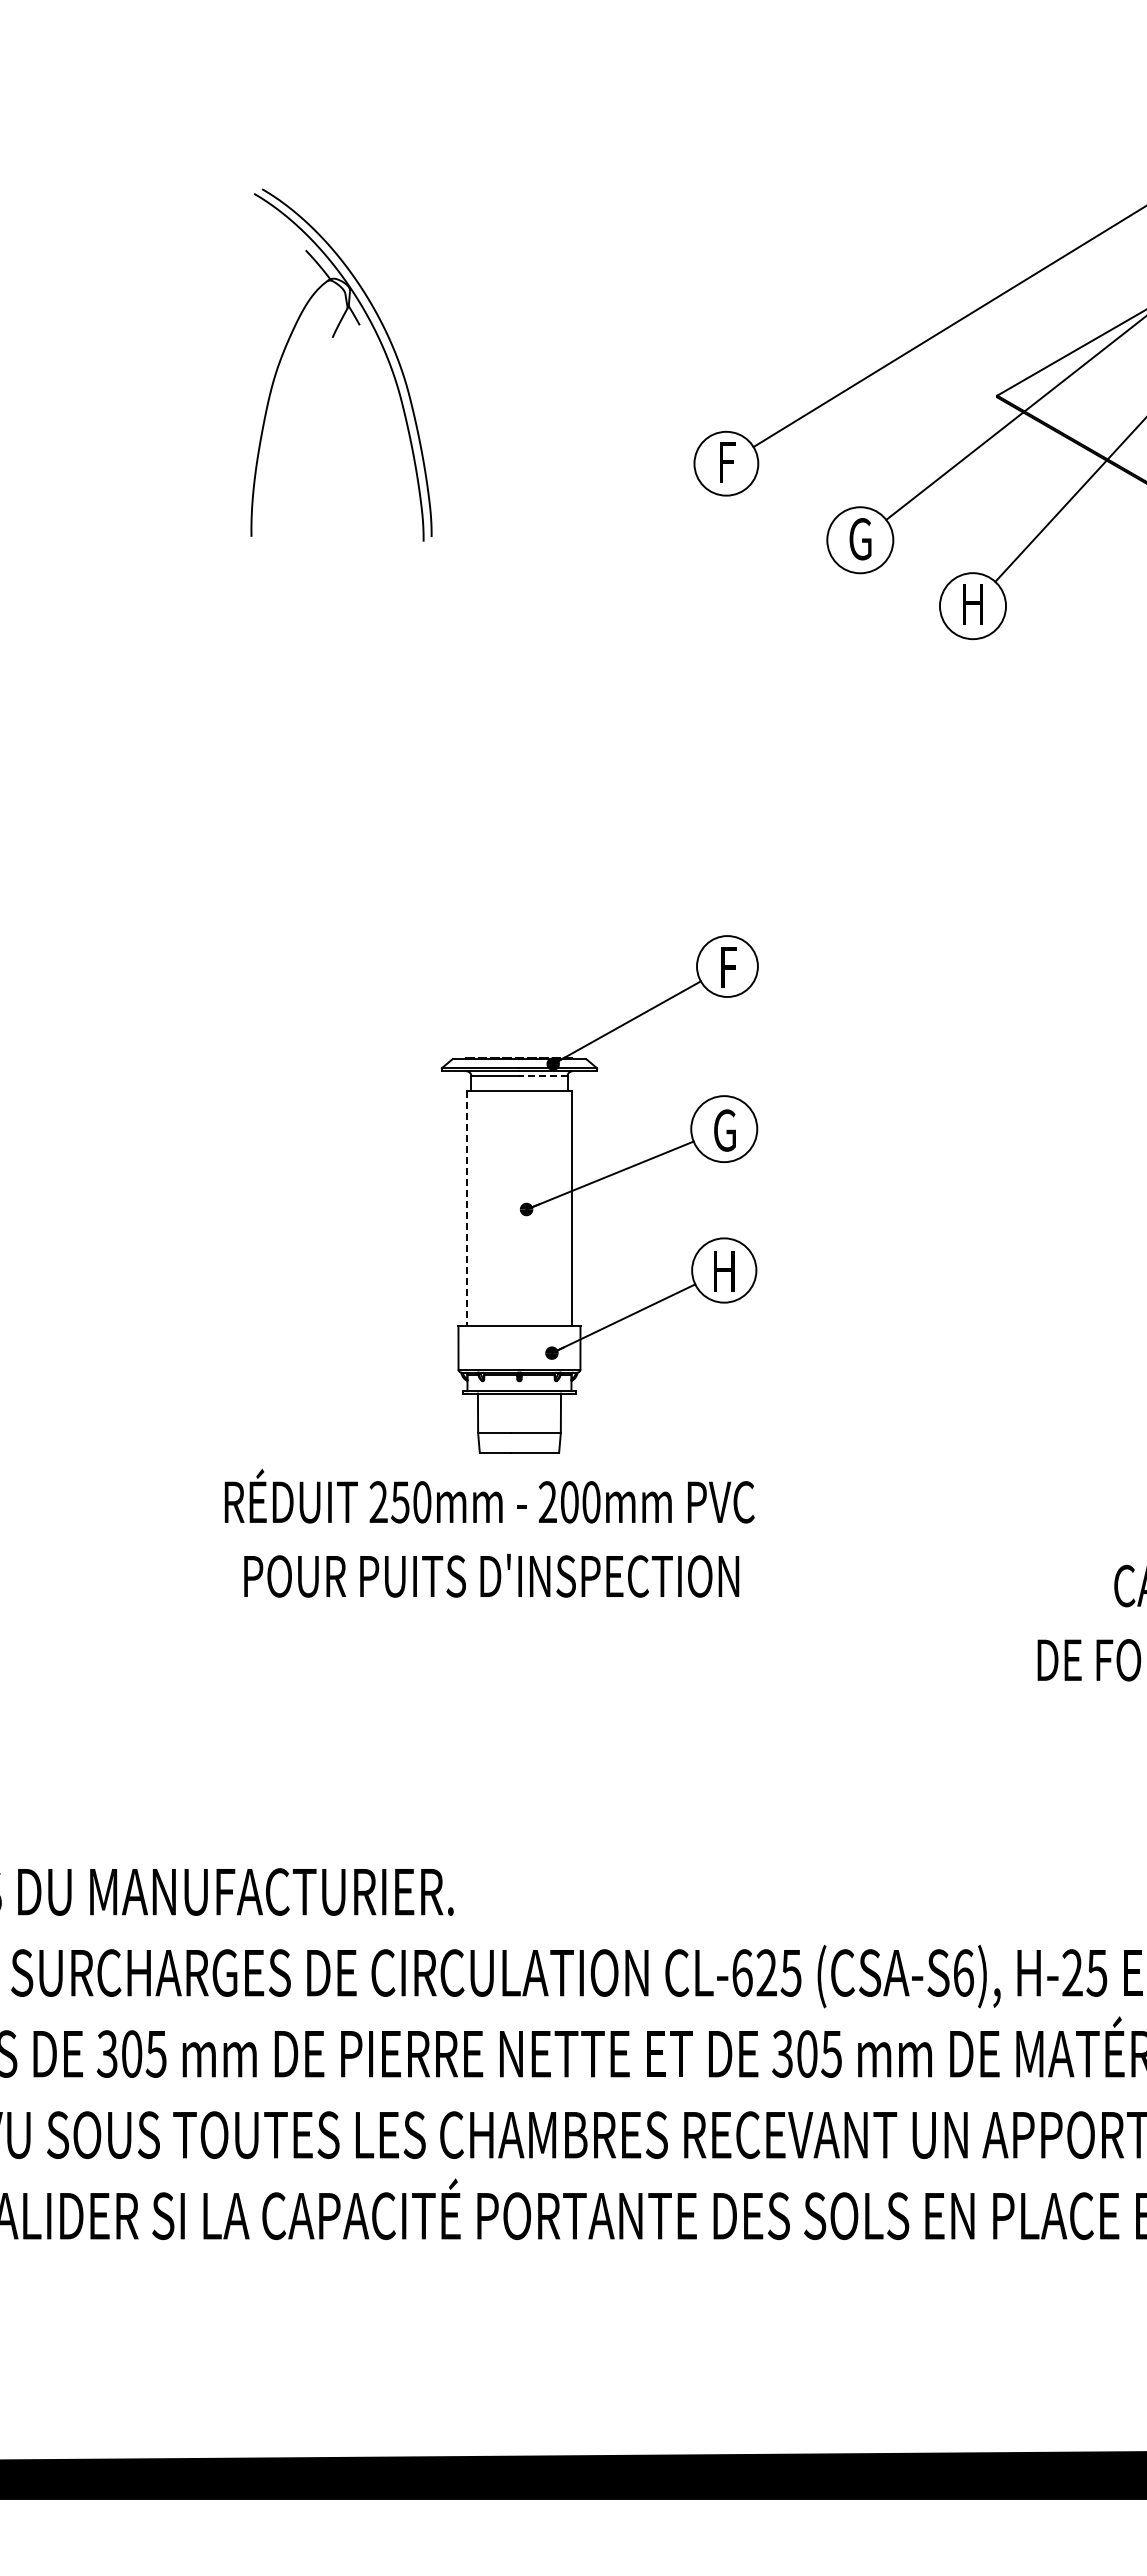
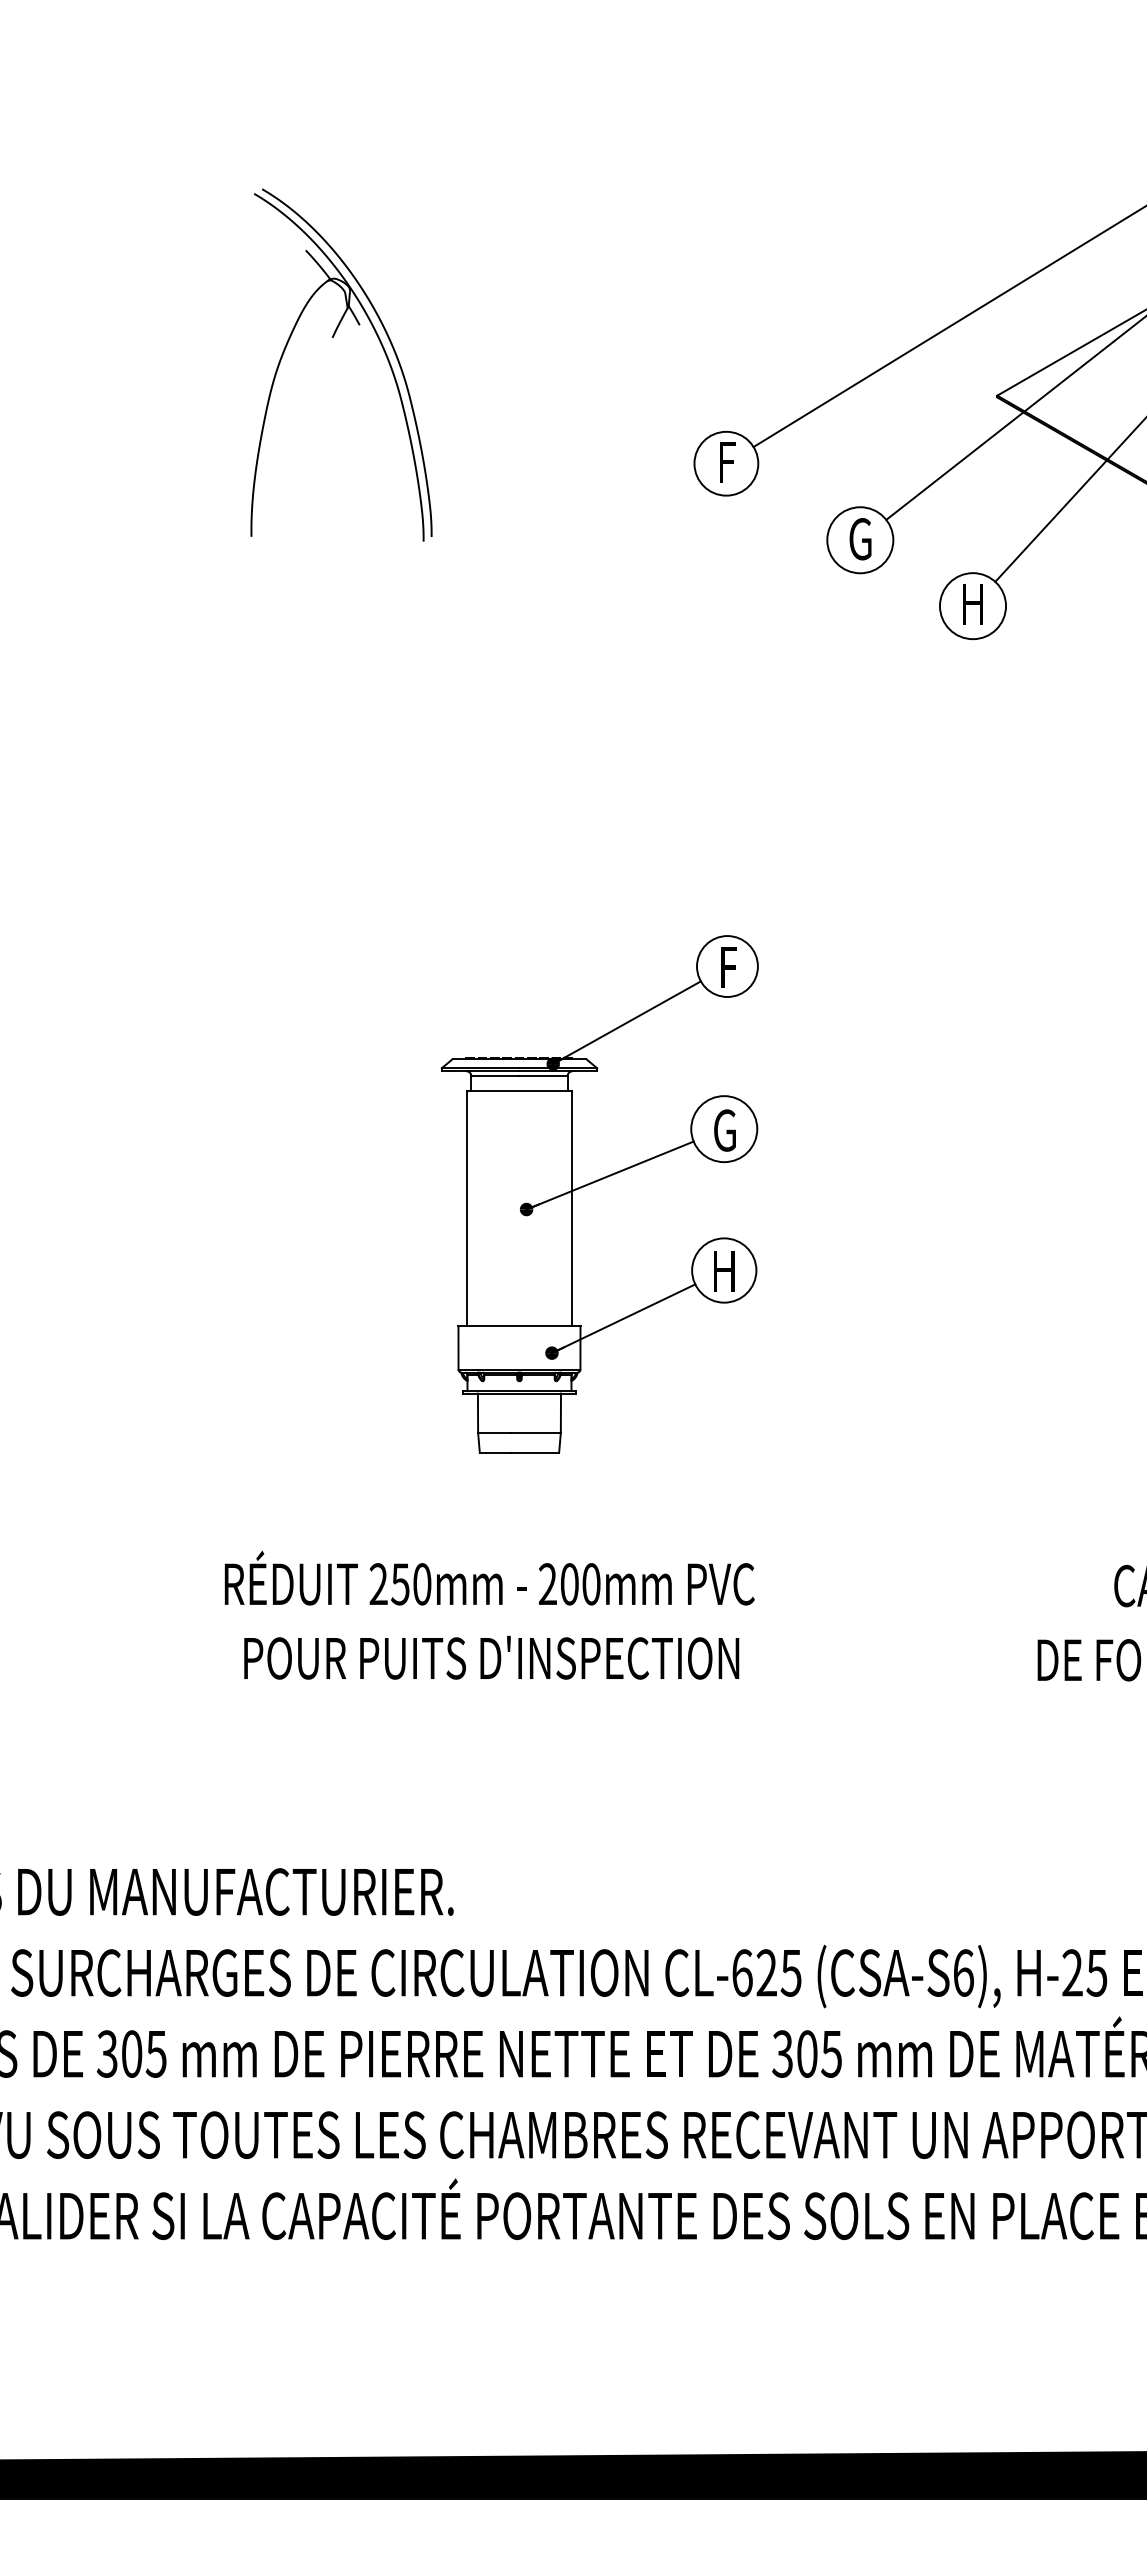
line: dashed -> solid (543, 1076)
line: dashed -> solid (467, 1208)
text position: (489, 1532) -> (489, 1614) (489, 1614)
